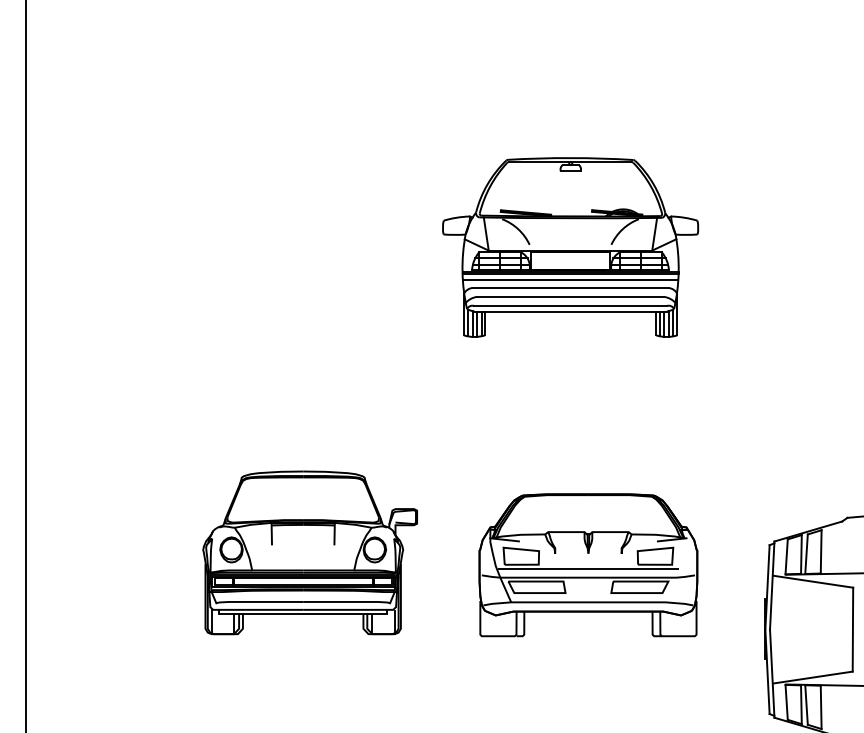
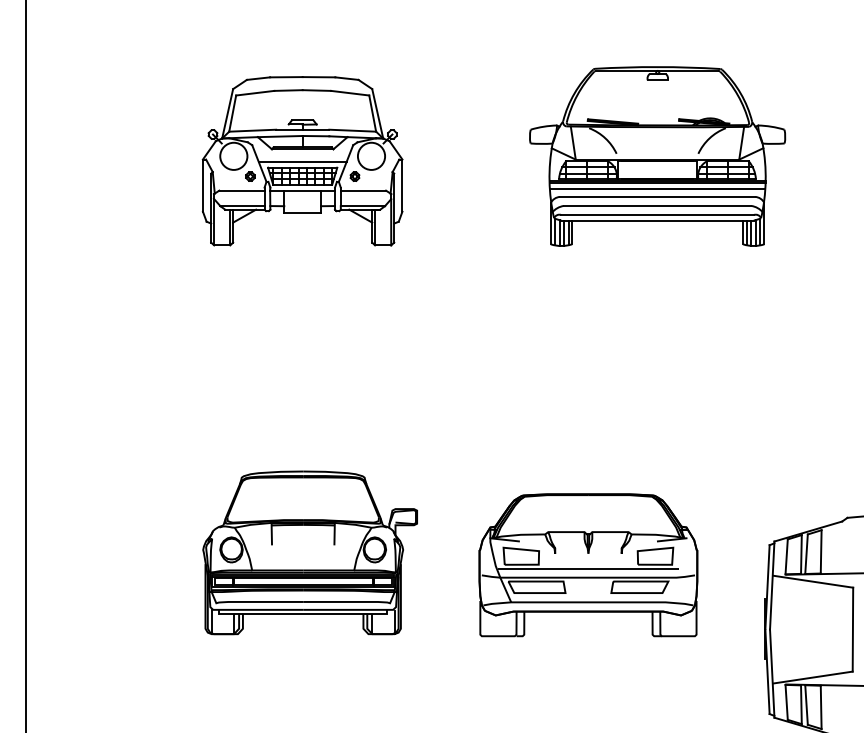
part: none -> present (302, 161)
part position: (570, 247) -> (657, 156) (657, 156)
